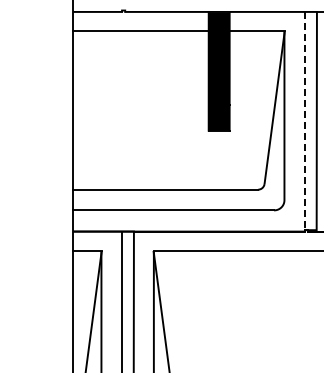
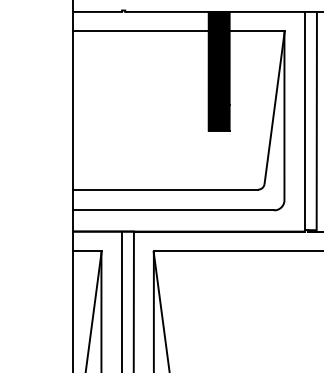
line: dashed -> solid (305, 121)
